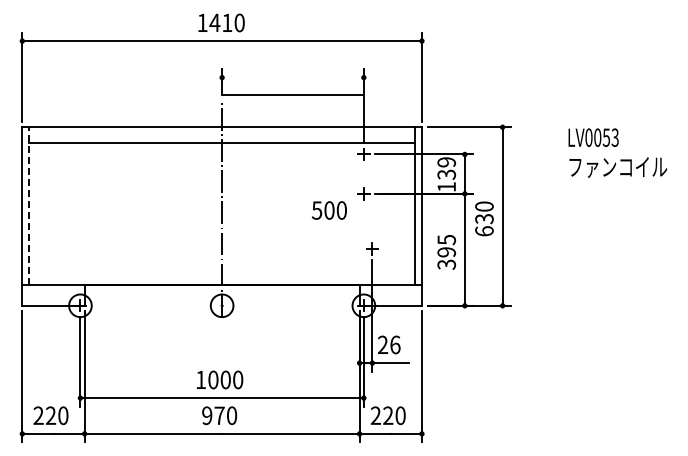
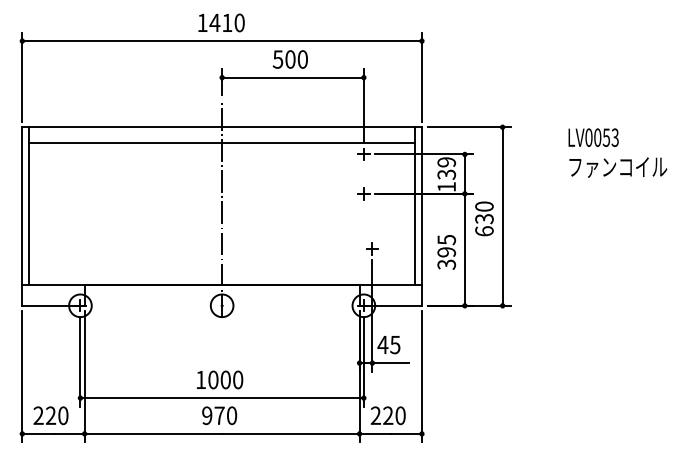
line position: (292, 94) -> (292, 77) (292, 77)
line: dashed -> solid (29, 205)
text position: (328, 210) -> (289, 59) (289, 59)
text: 26 -> 45 (388, 344)
